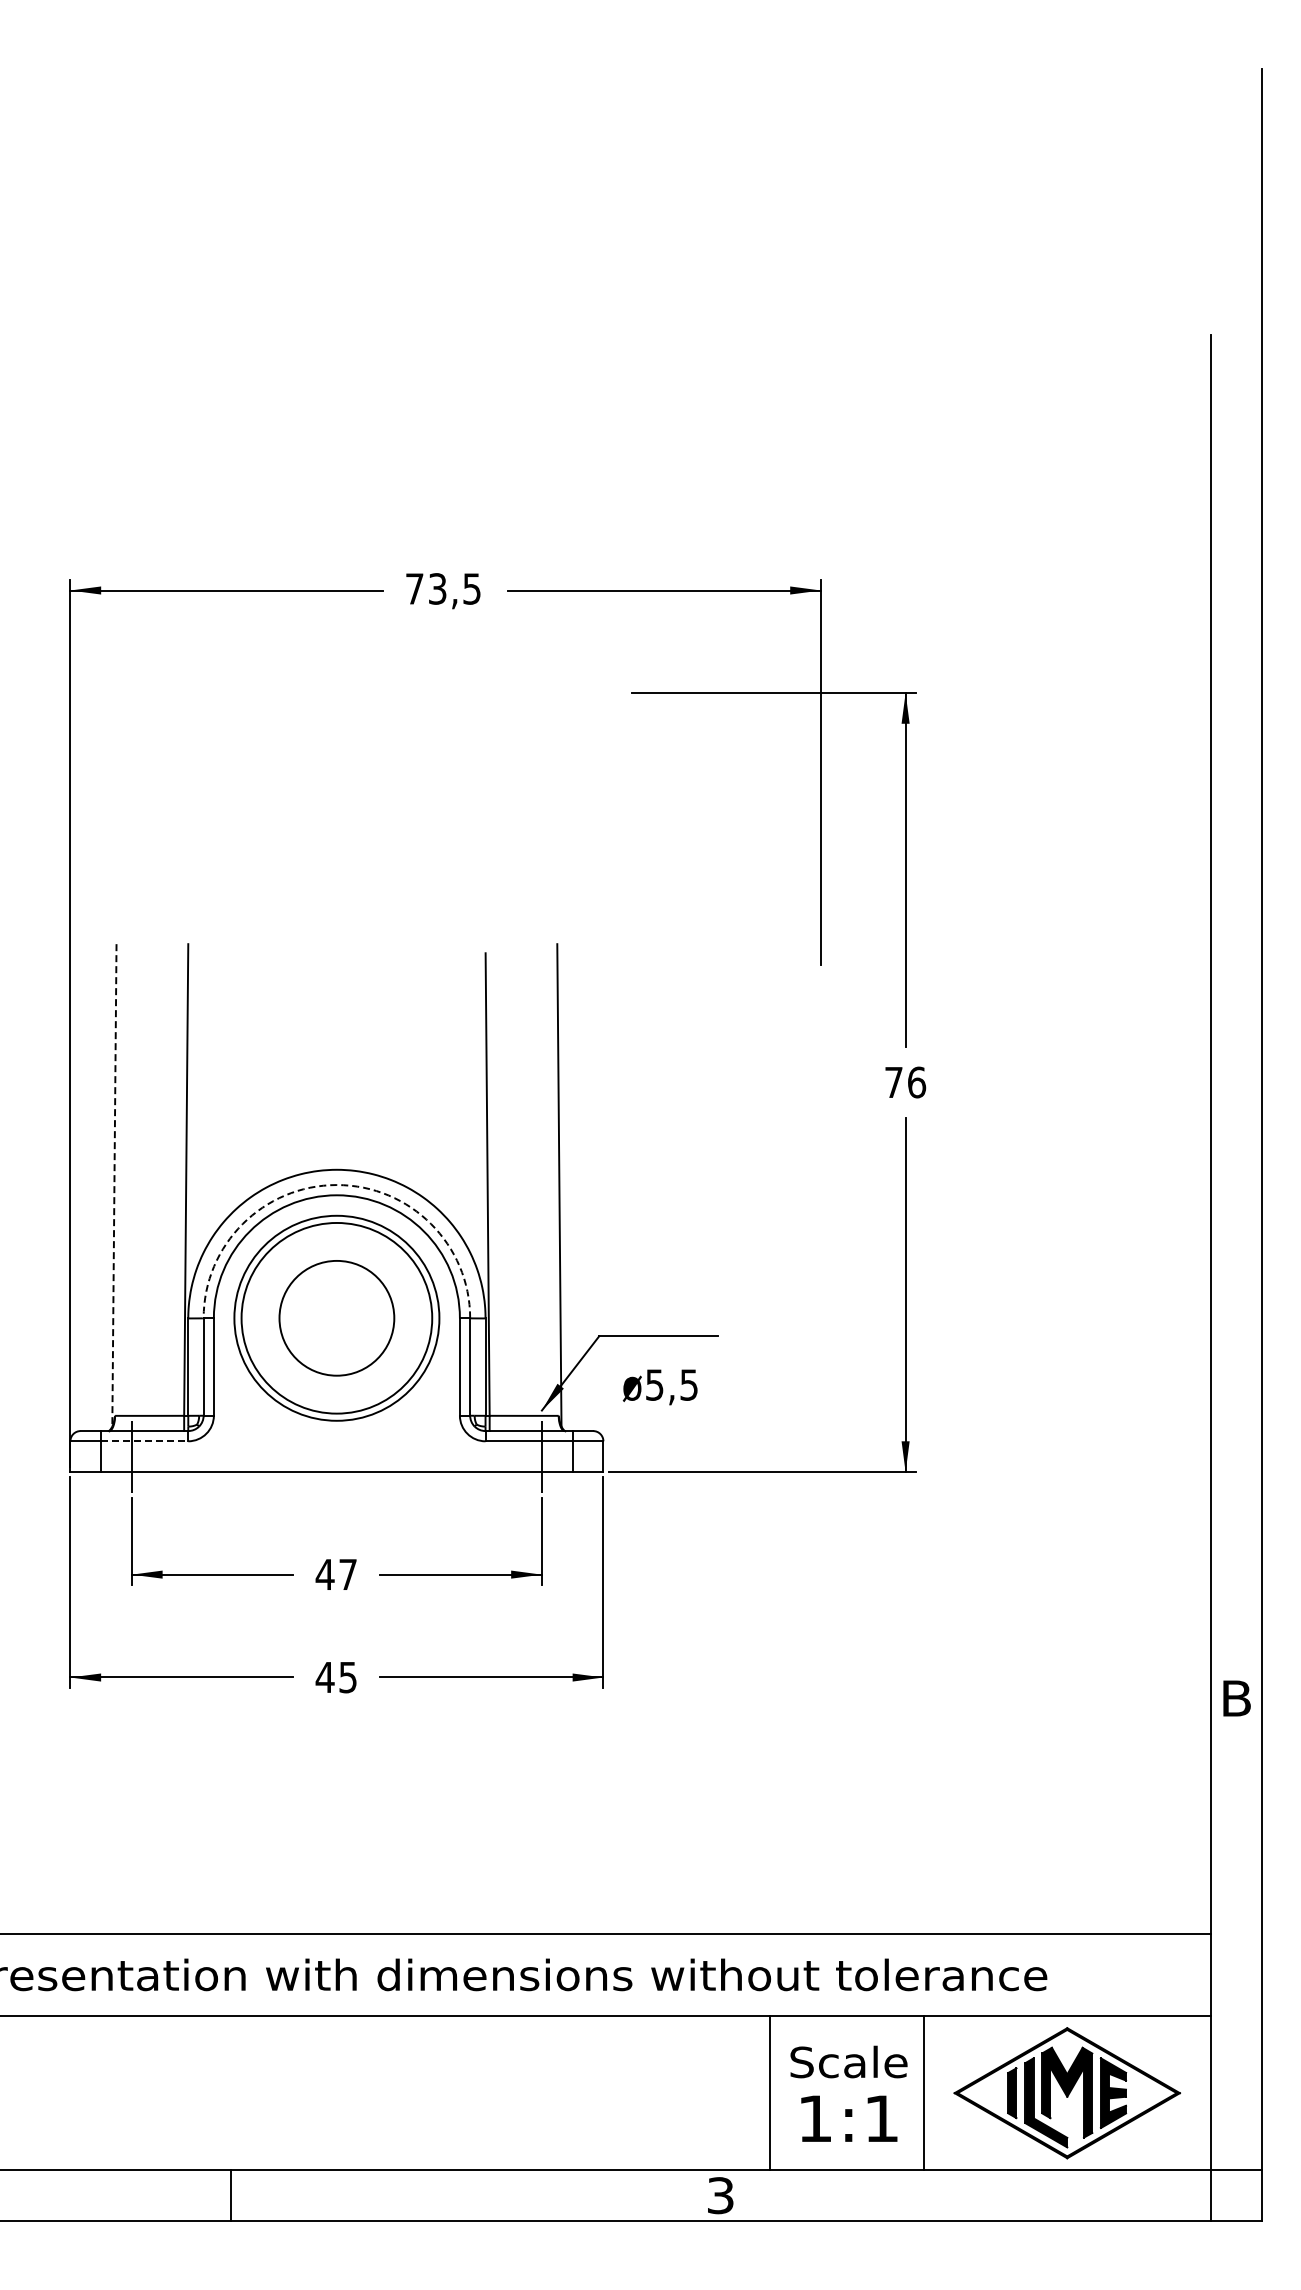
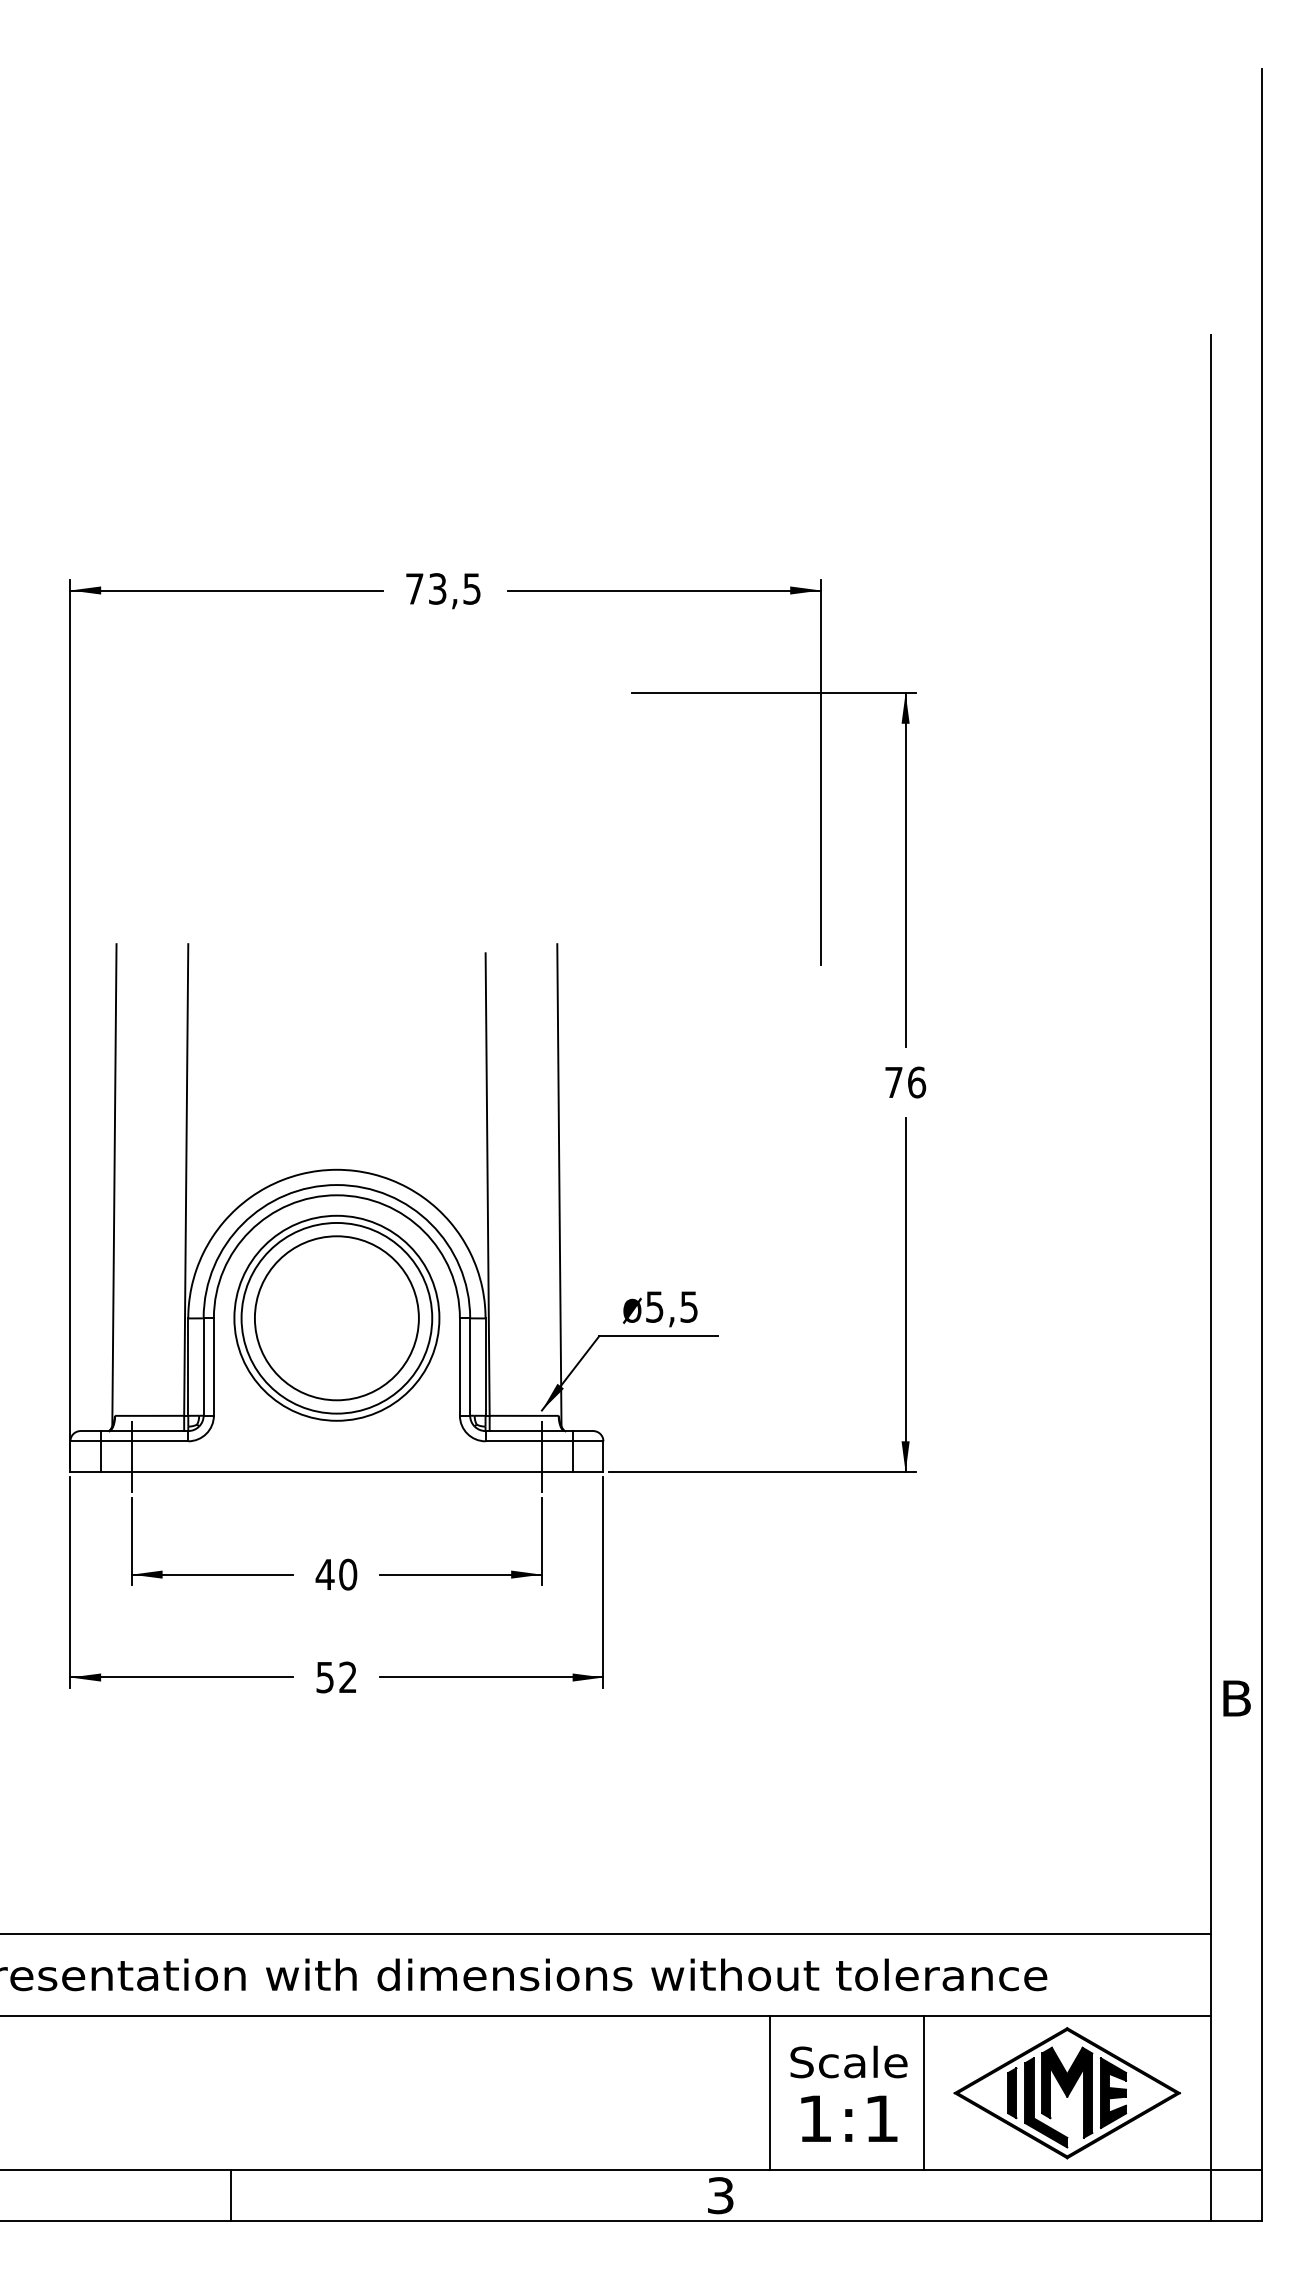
line: dashed -> solid (114, 1185)
arc: dashed -> solid (336, 1185)
circle diameter: 115 px -> 164 px (336, 1318)
text position: (659, 1387) -> (659, 1309) (659, 1309)
line: dashed -> solid (144, 1441)
text: 47 -> 40 (348, 1574)
text: 45 -> 52 (335, 1677)
